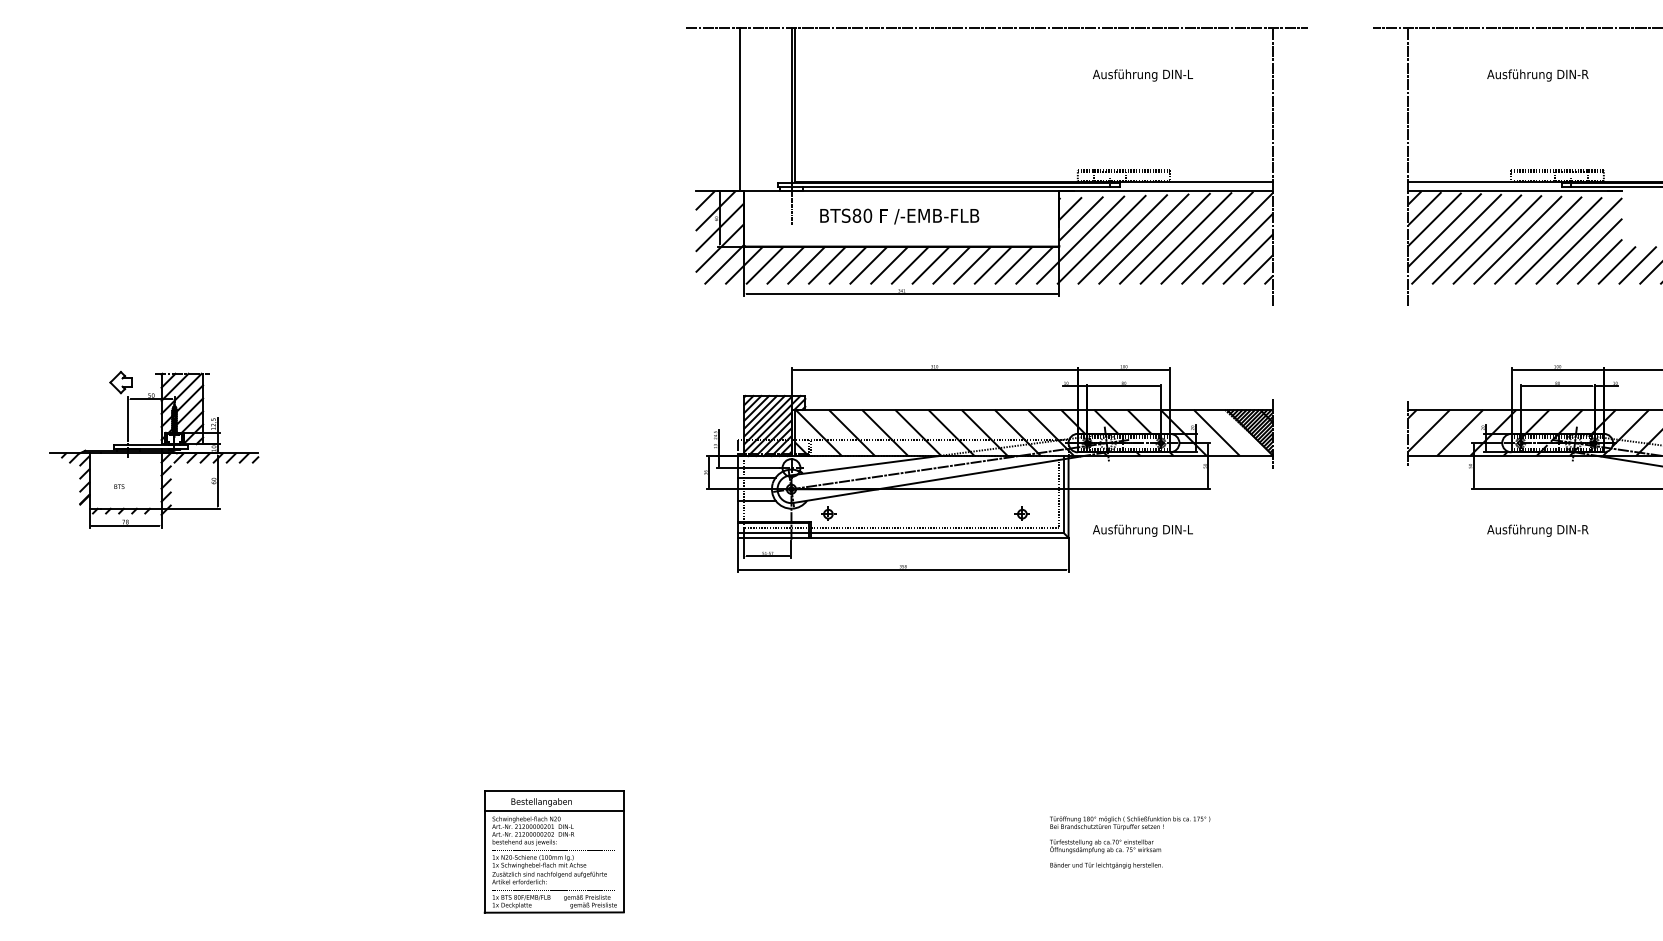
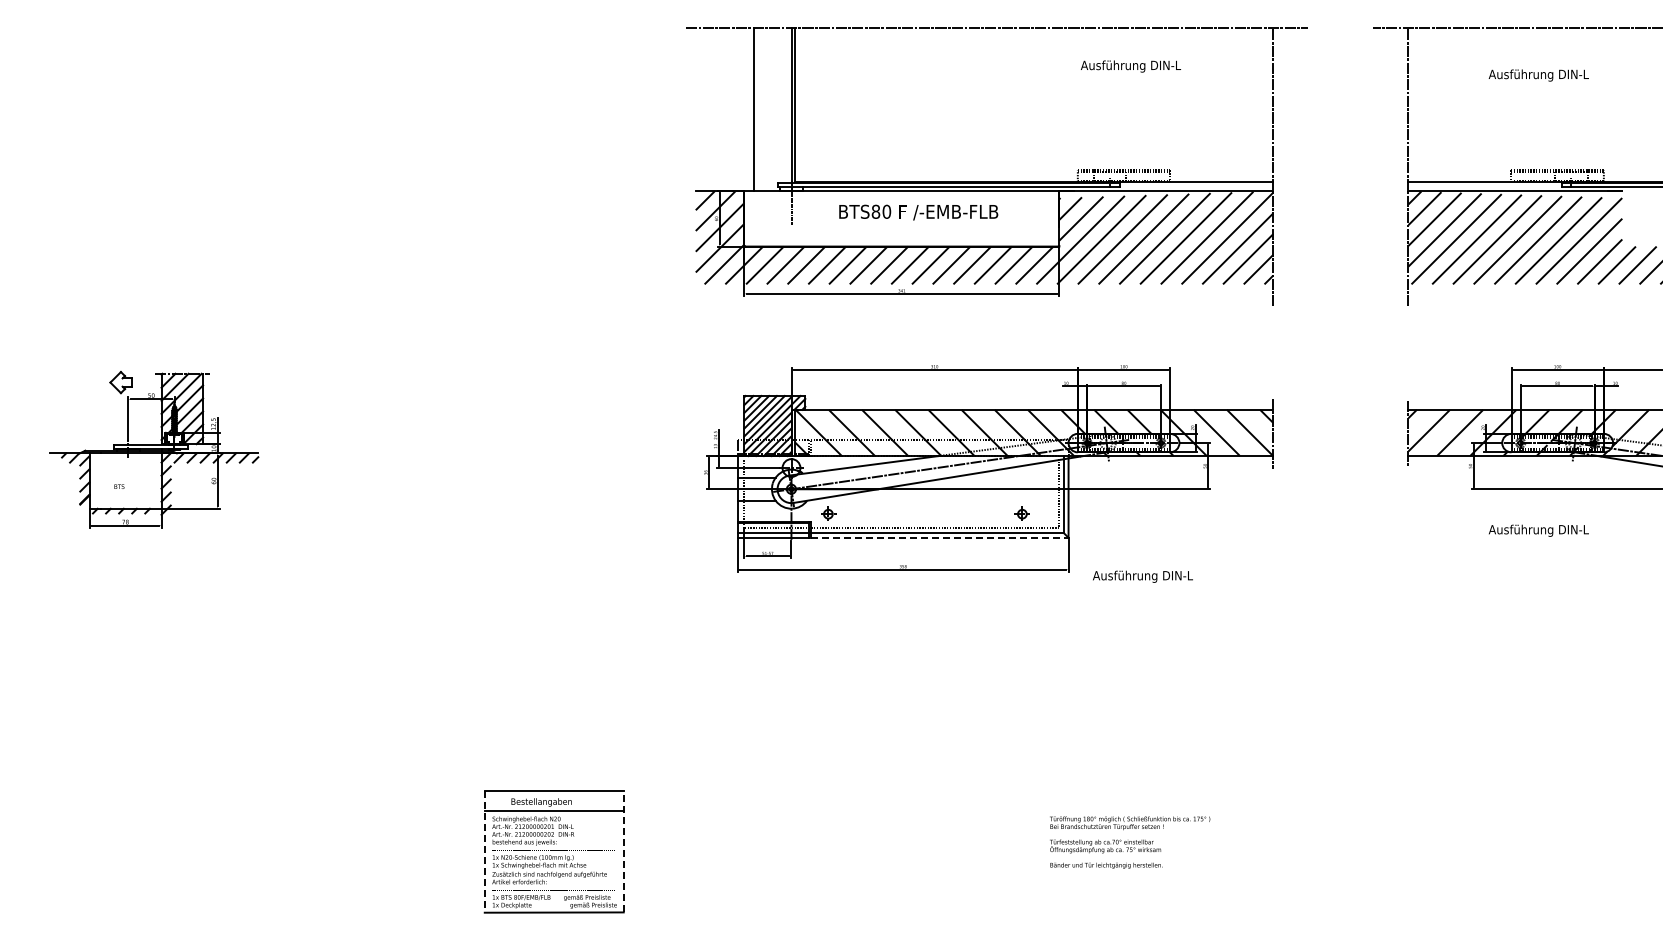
text position: (1142, 75) -> (1130, 66) (1130, 66)
text: Ausführung DIN-R -> Ausführung DIN-L (1537, 75)
line position: (739, 109) -> (753, 109) (753, 109)
text position: (899, 216) -> (918, 212) (918, 212)
hatch: present -> none (1248, 432)
text position: (1142, 530) -> (1142, 576) (1142, 576)
text: Ausführung DIN-R -> Ausführung DIN-L (1537, 530)
line: solid -> dashed (939, 537)
line: solid -> dashed (623, 851)
line: solid -> dashed (484, 852)
